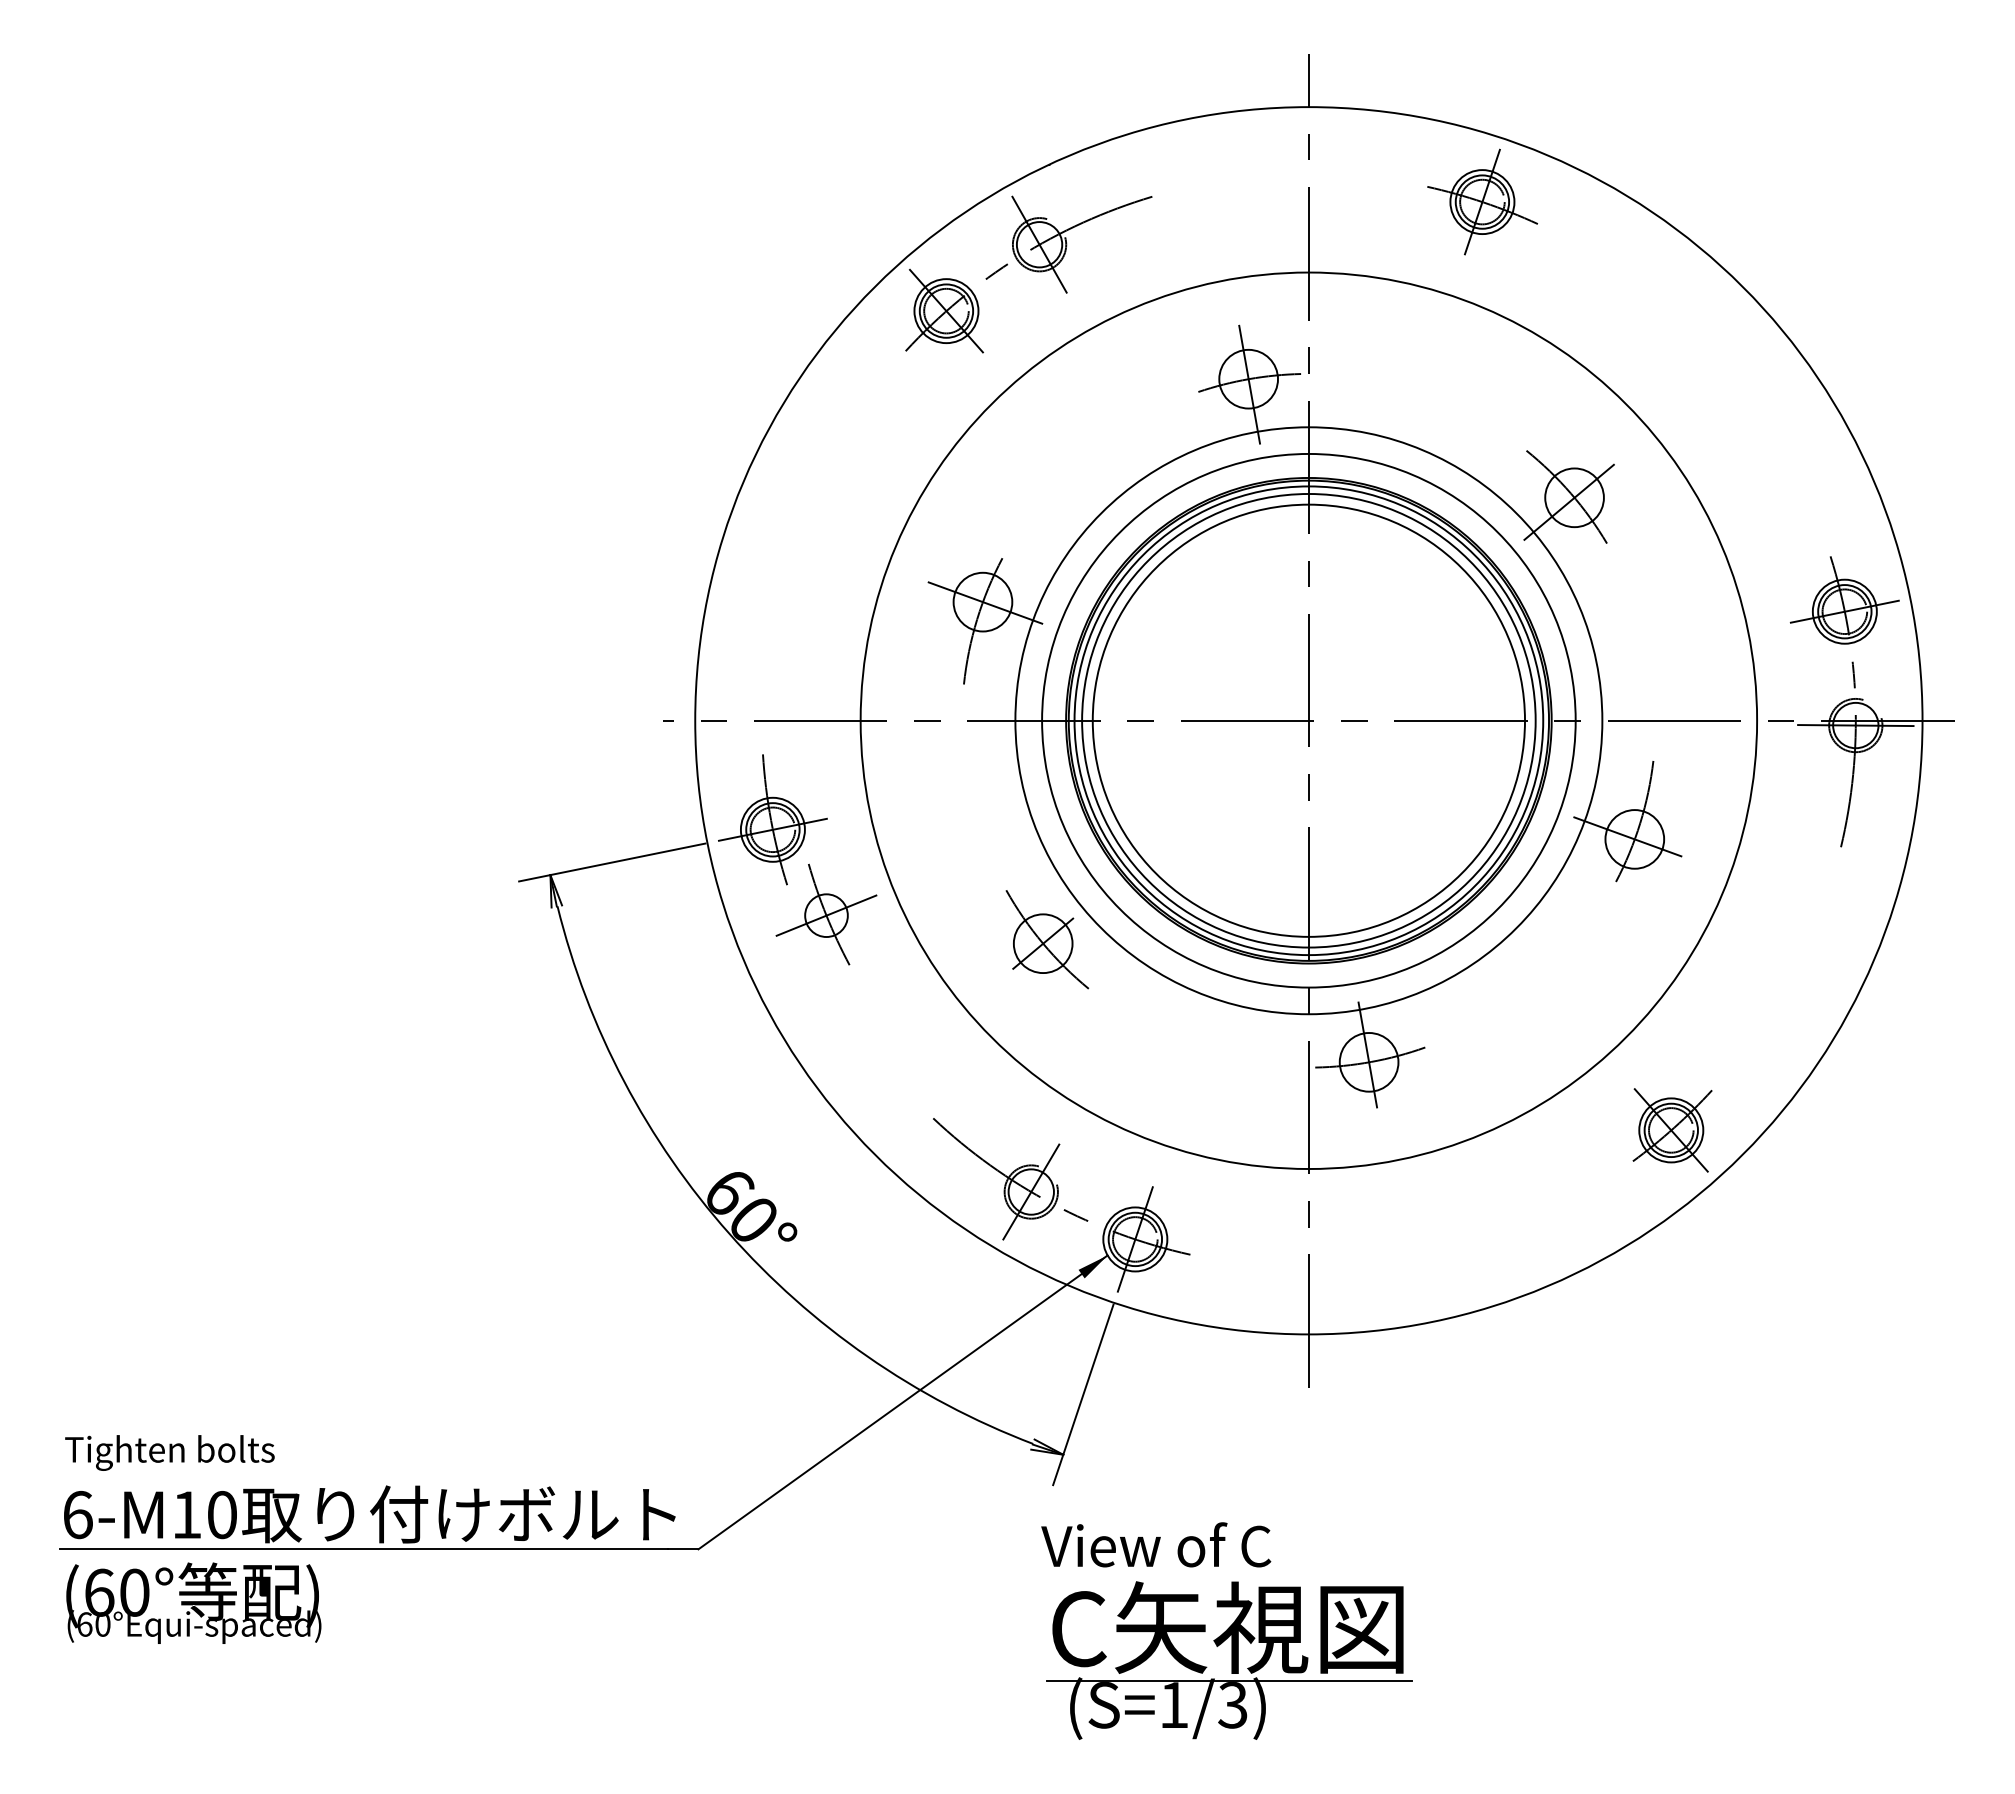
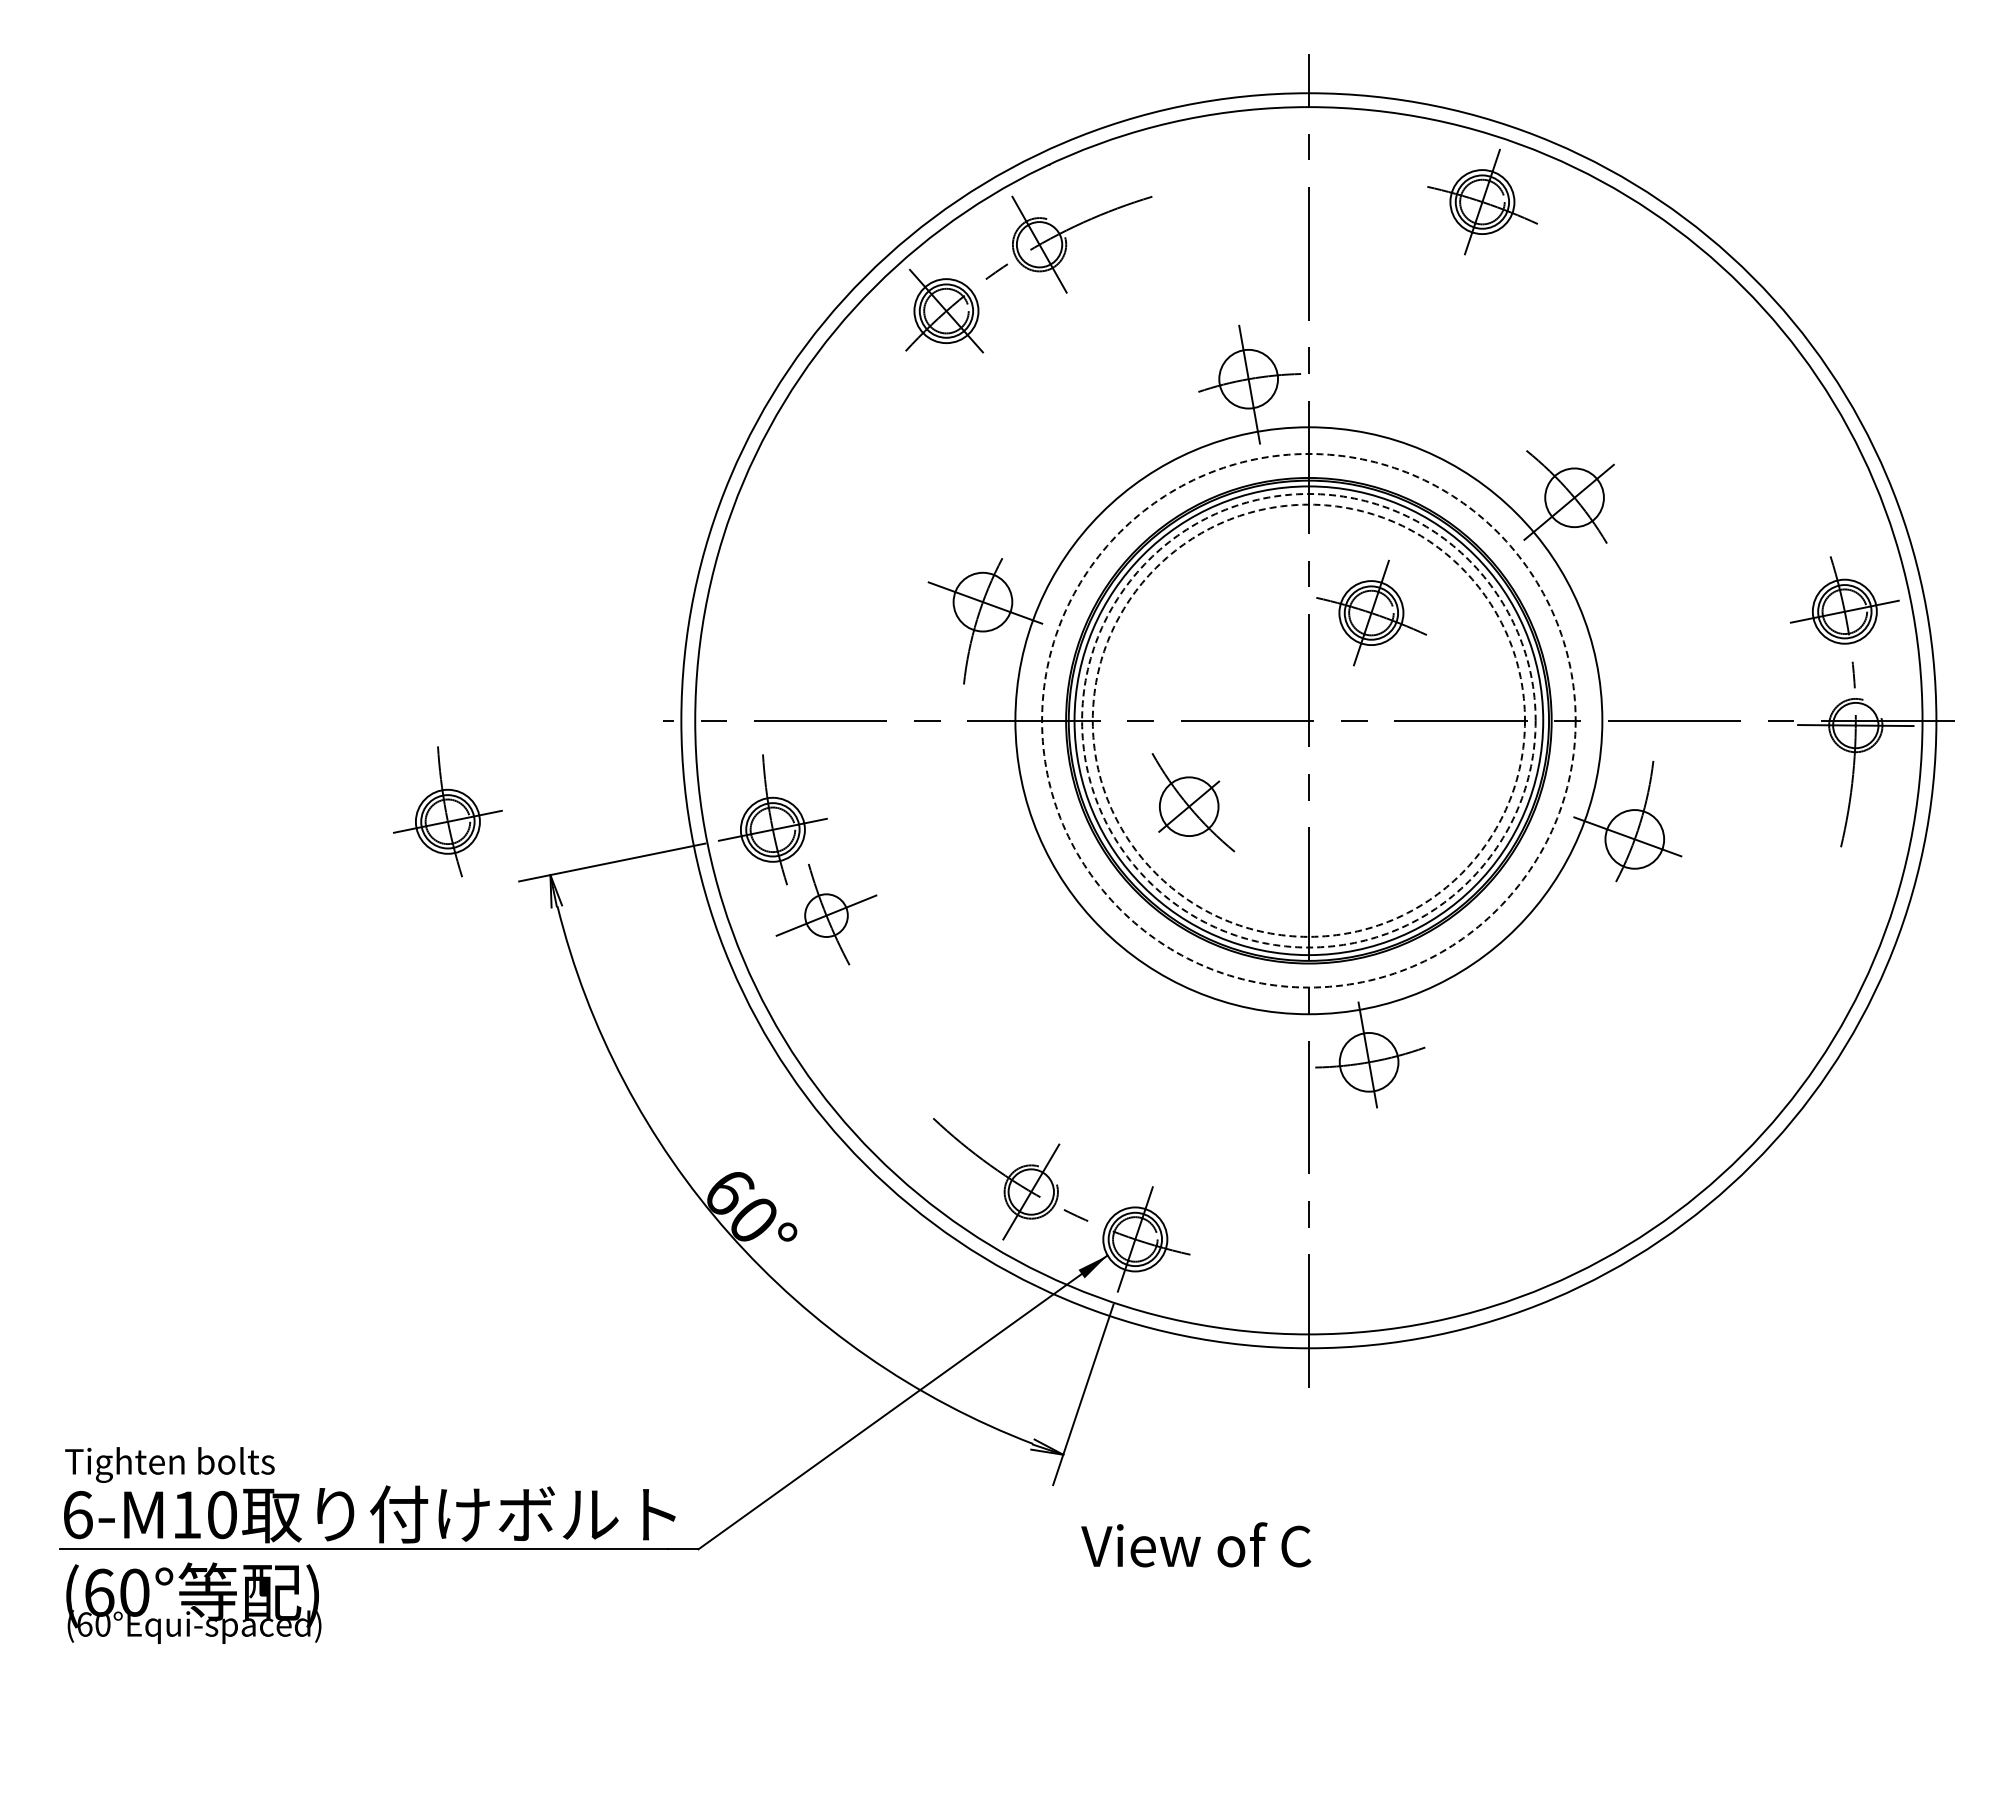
part: none -> present (1371, 612)
circle diameter: 896 px -> 1255 px (1308, 720)
circle: solid -> dashed (1308, 720)
circle: solid -> dashed (1308, 720)
circle: solid -> dashed (1308, 720)
part: none -> present (447, 811)
part position: (1047, 939) -> (1193, 802) (1193, 802)
part: present -> none (1672, 1130)
text position: (169, 1452) -> (169, 1464) (169, 1464)
text position: (1156, 1544) -> (1196, 1544) (1196, 1544)
part: present -> none (1229, 1660)
